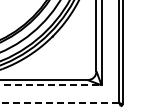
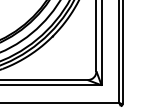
line: dashed -> solid (51, 85)
line: dashed -> solid (59, 102)
